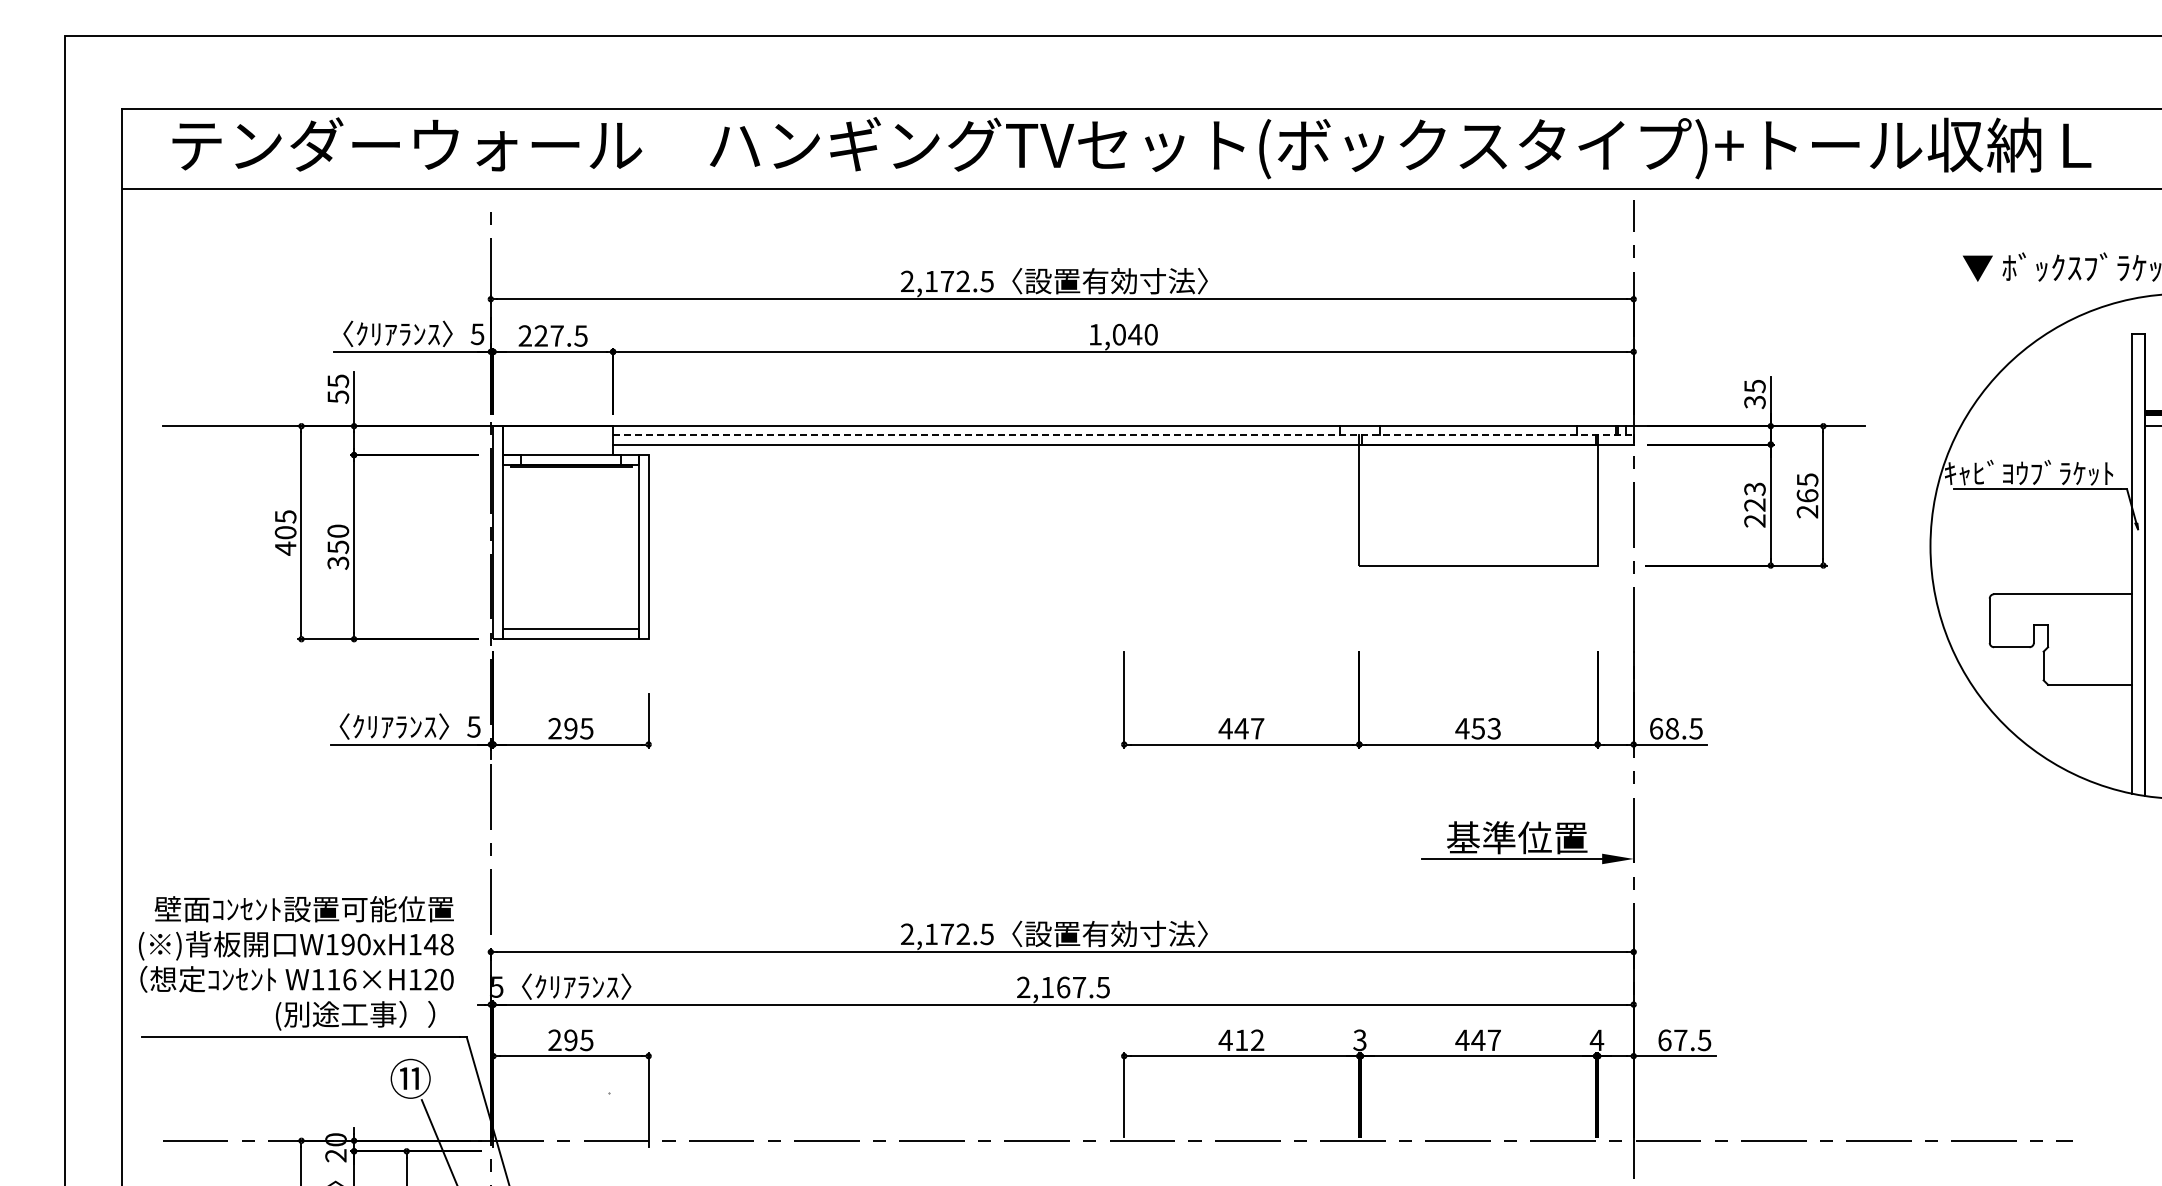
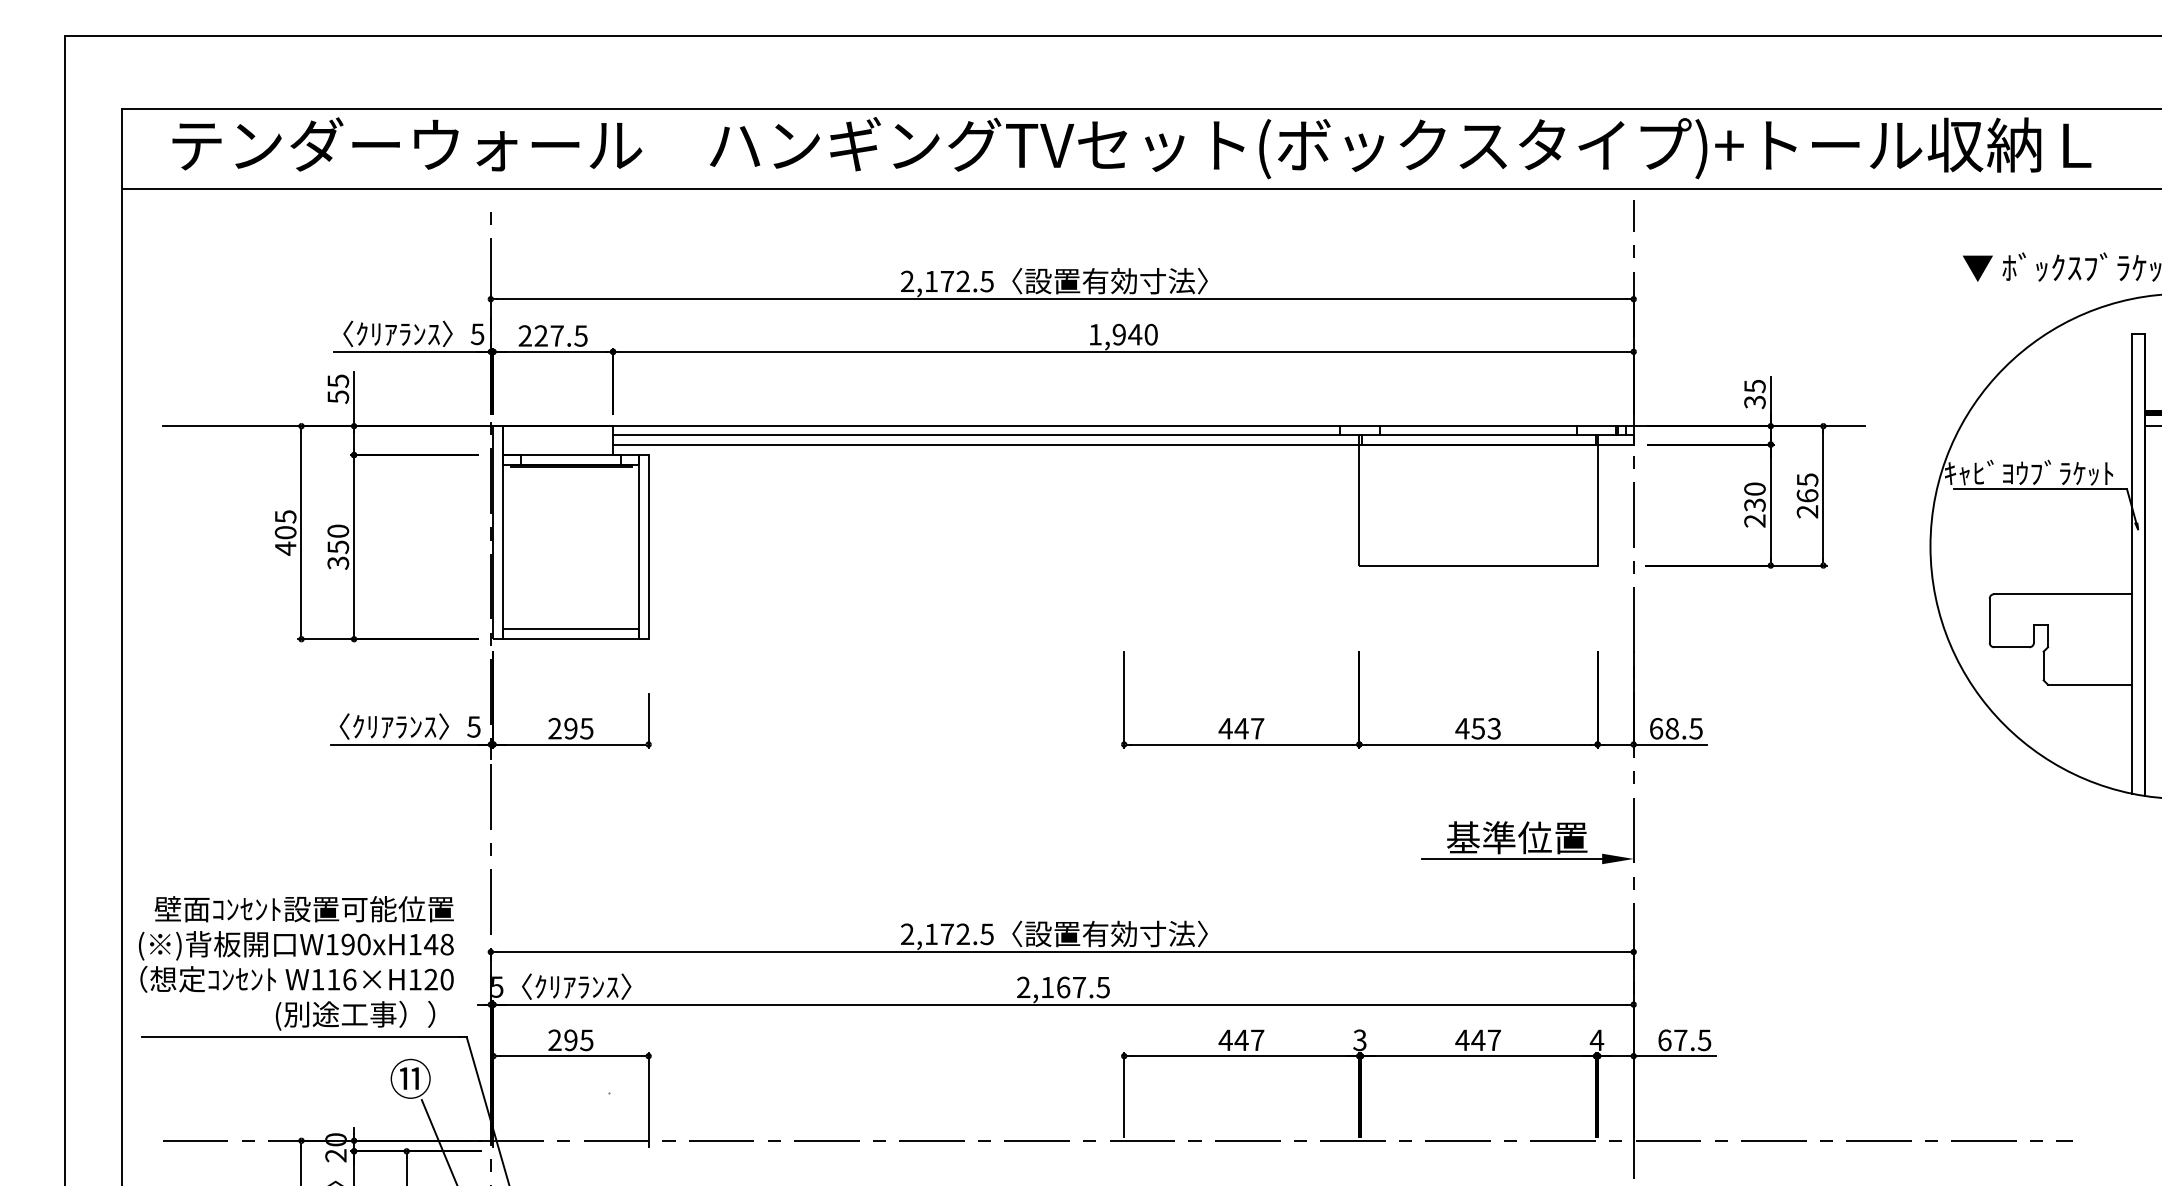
text: 1,040 -> 1,940 (1118, 334)
line: dashed -> solid (1123, 434)
text: 223 -> 230 (1754, 496)
text: 412 -> 447 (1249, 1039)
